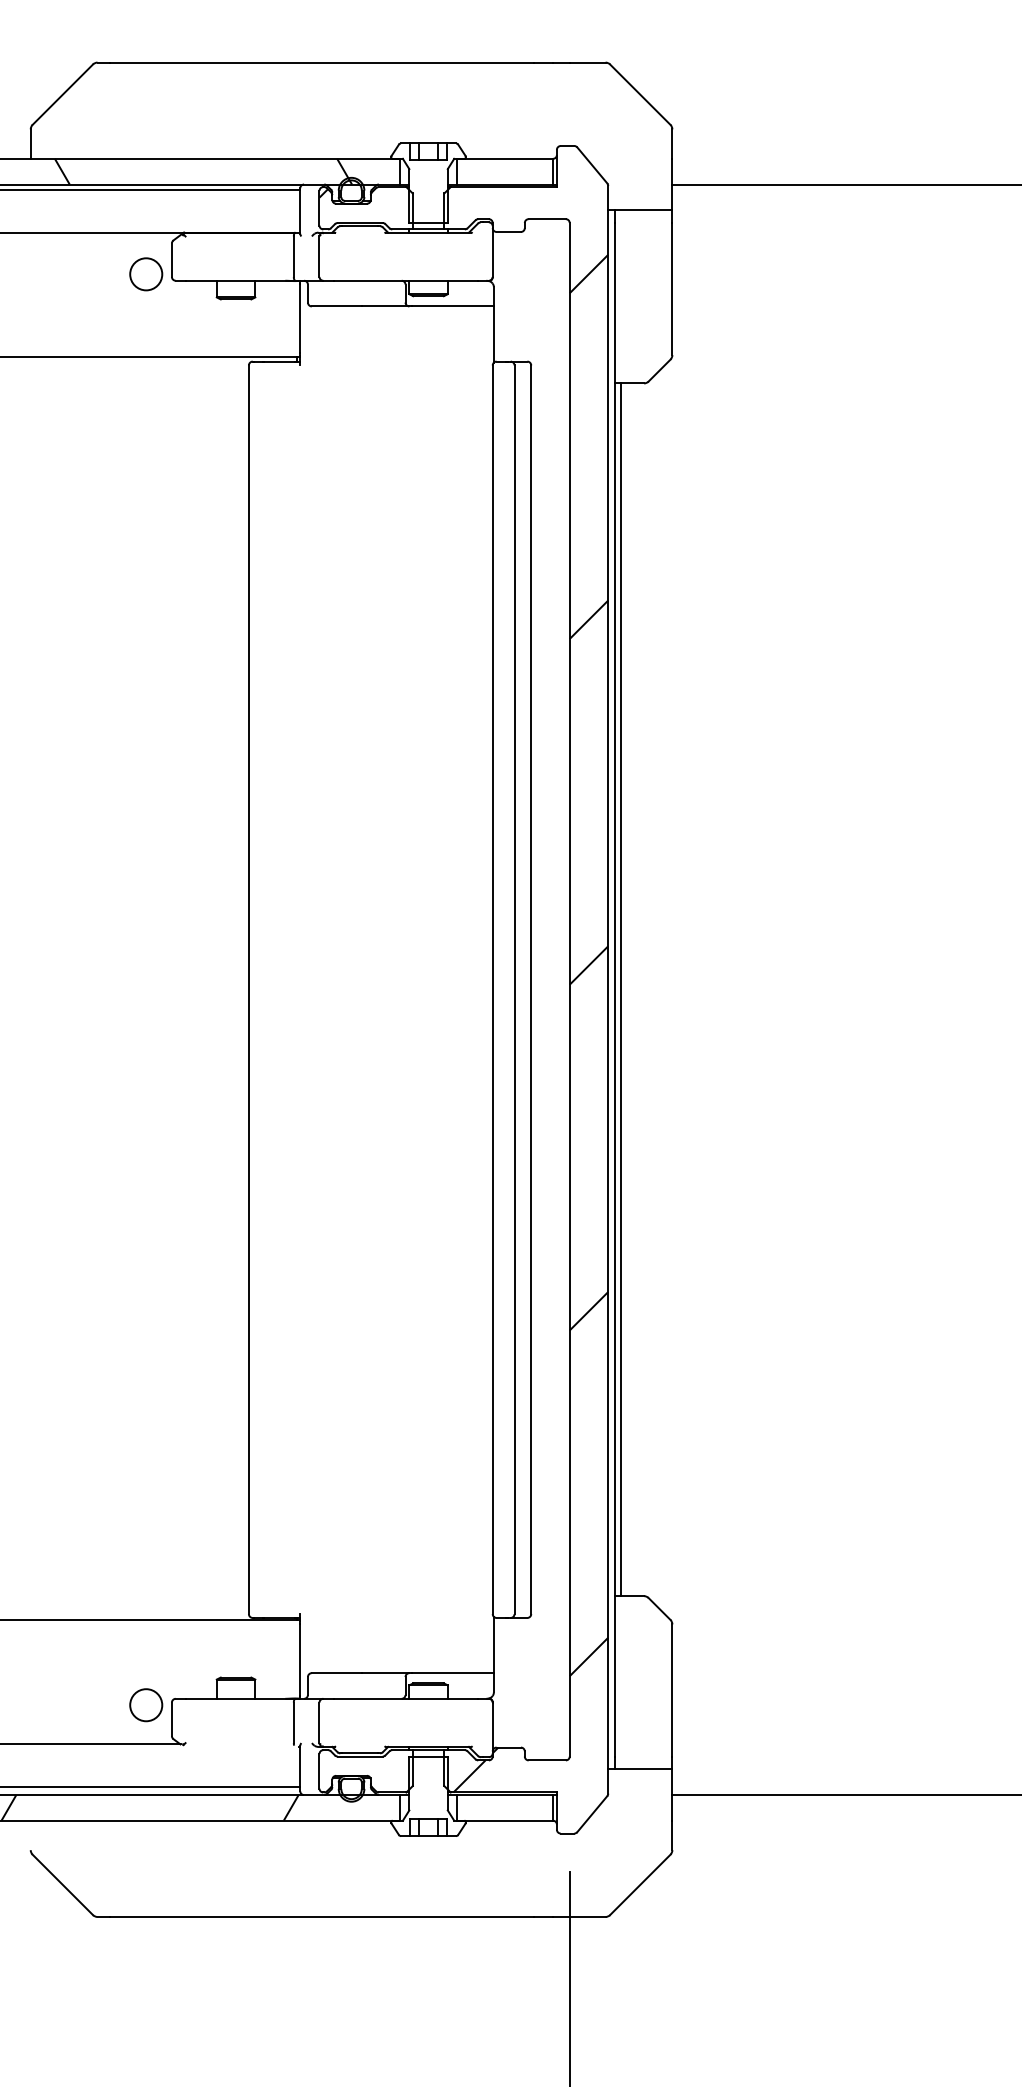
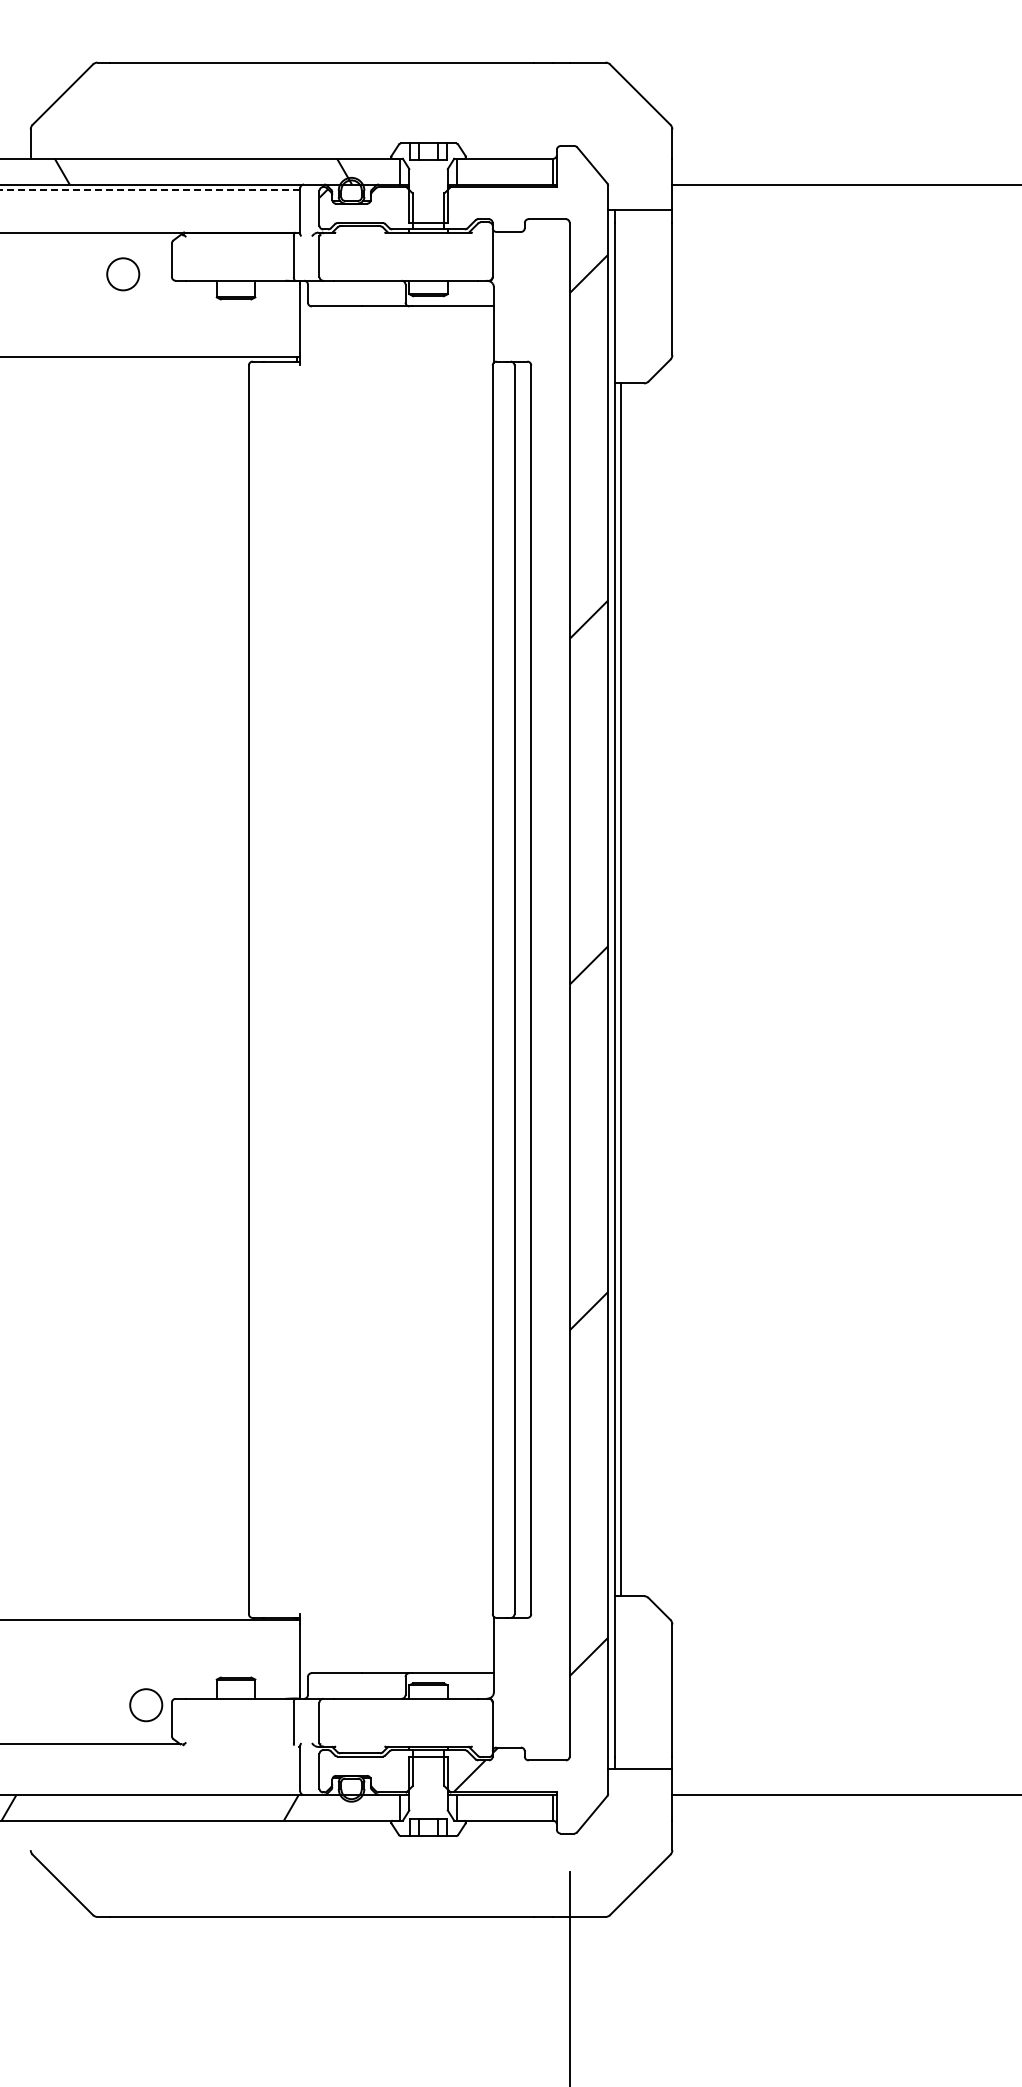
line: solid -> dashed (150, 190)
circle position: (146, 274) -> (123, 274) (123, 274)
line: present -> none (151, 1786)
